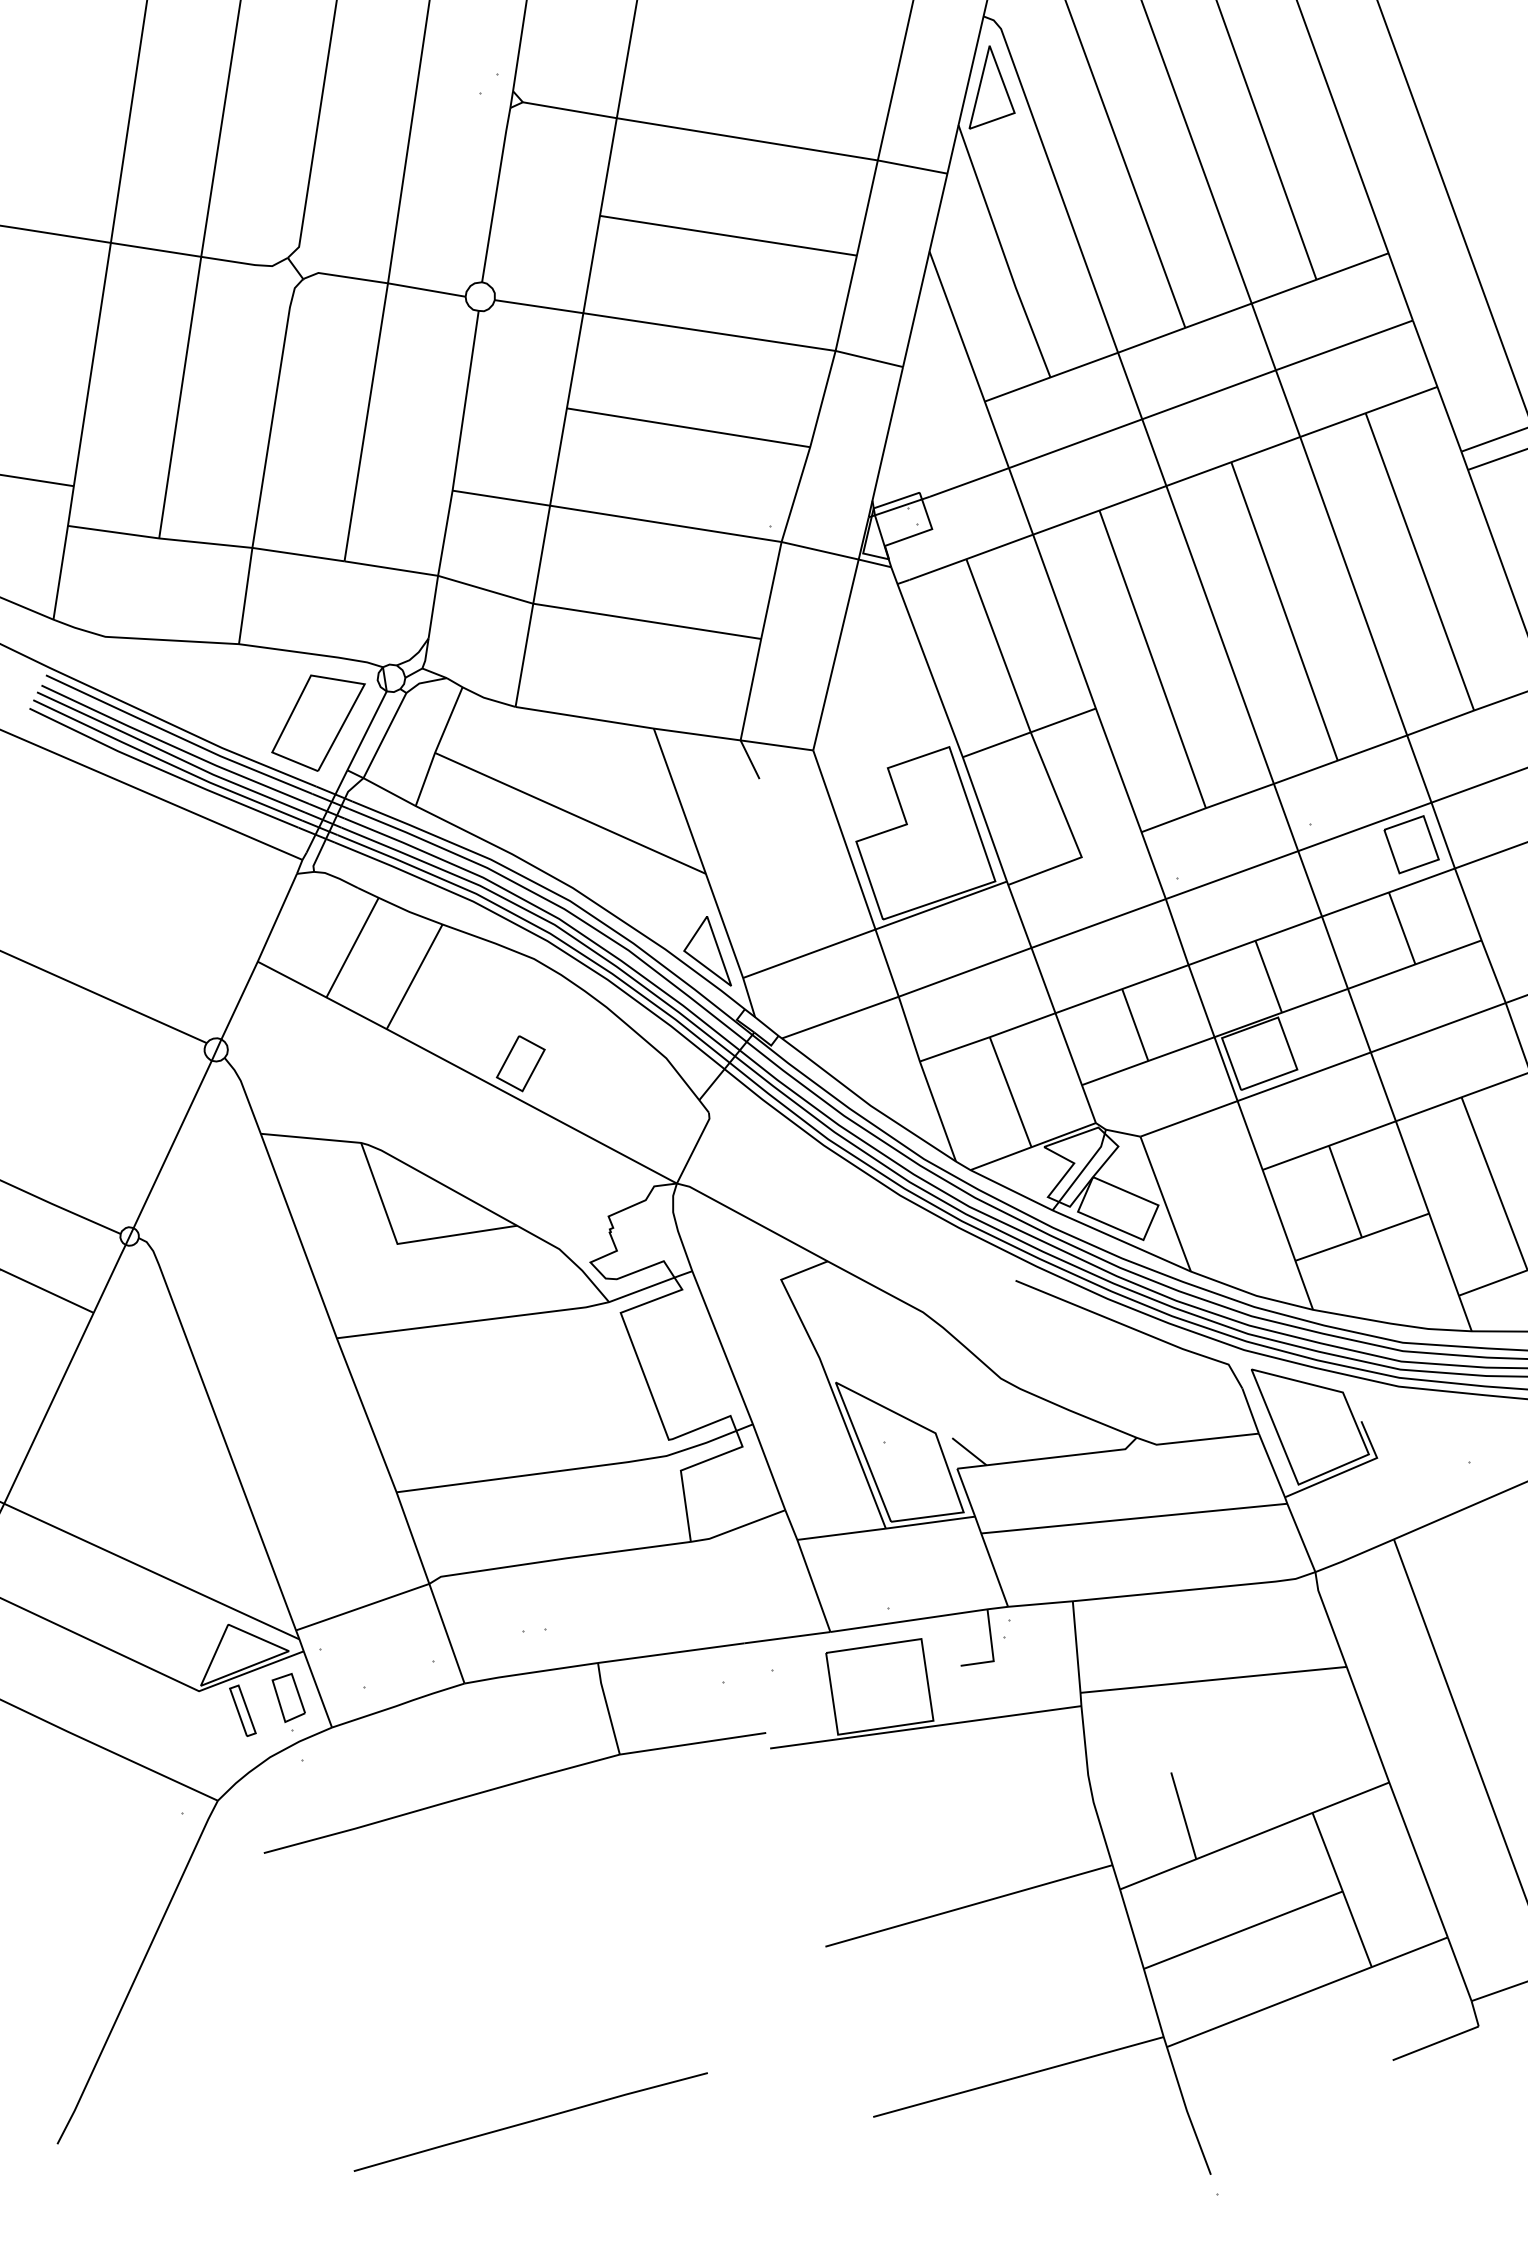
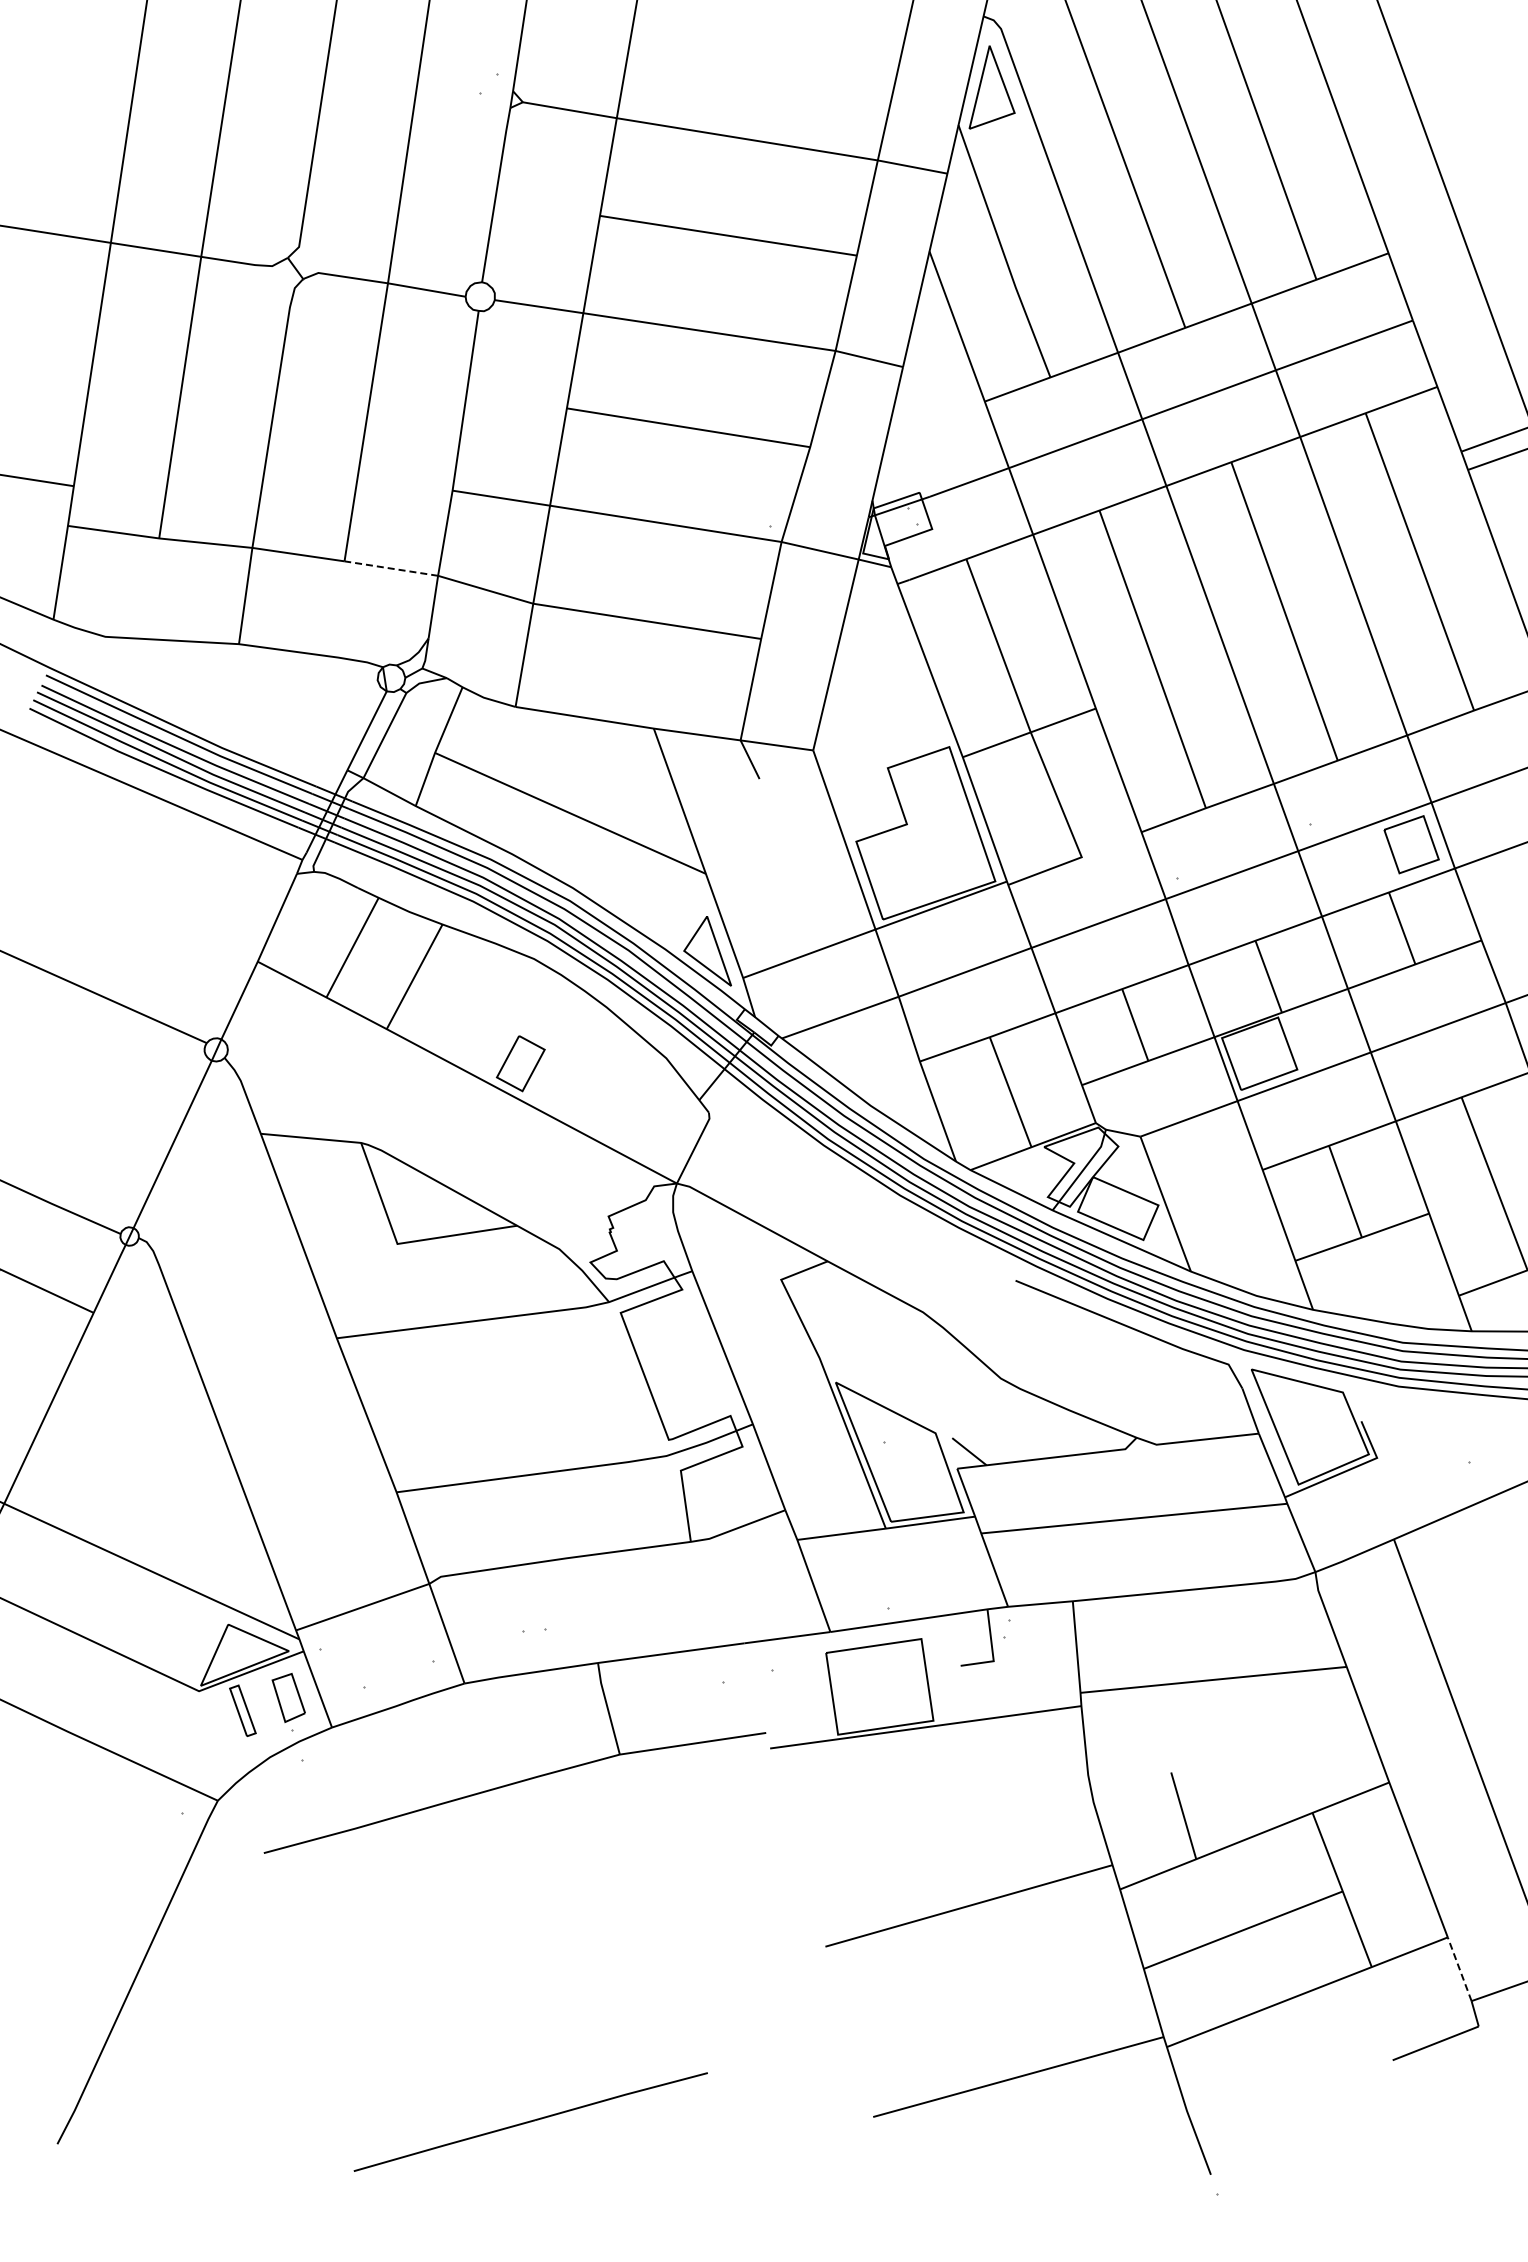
line: solid -> dashed (390, 568)
part: present -> none (318, 722)
line: solid -> dashed (1459, 1969)
